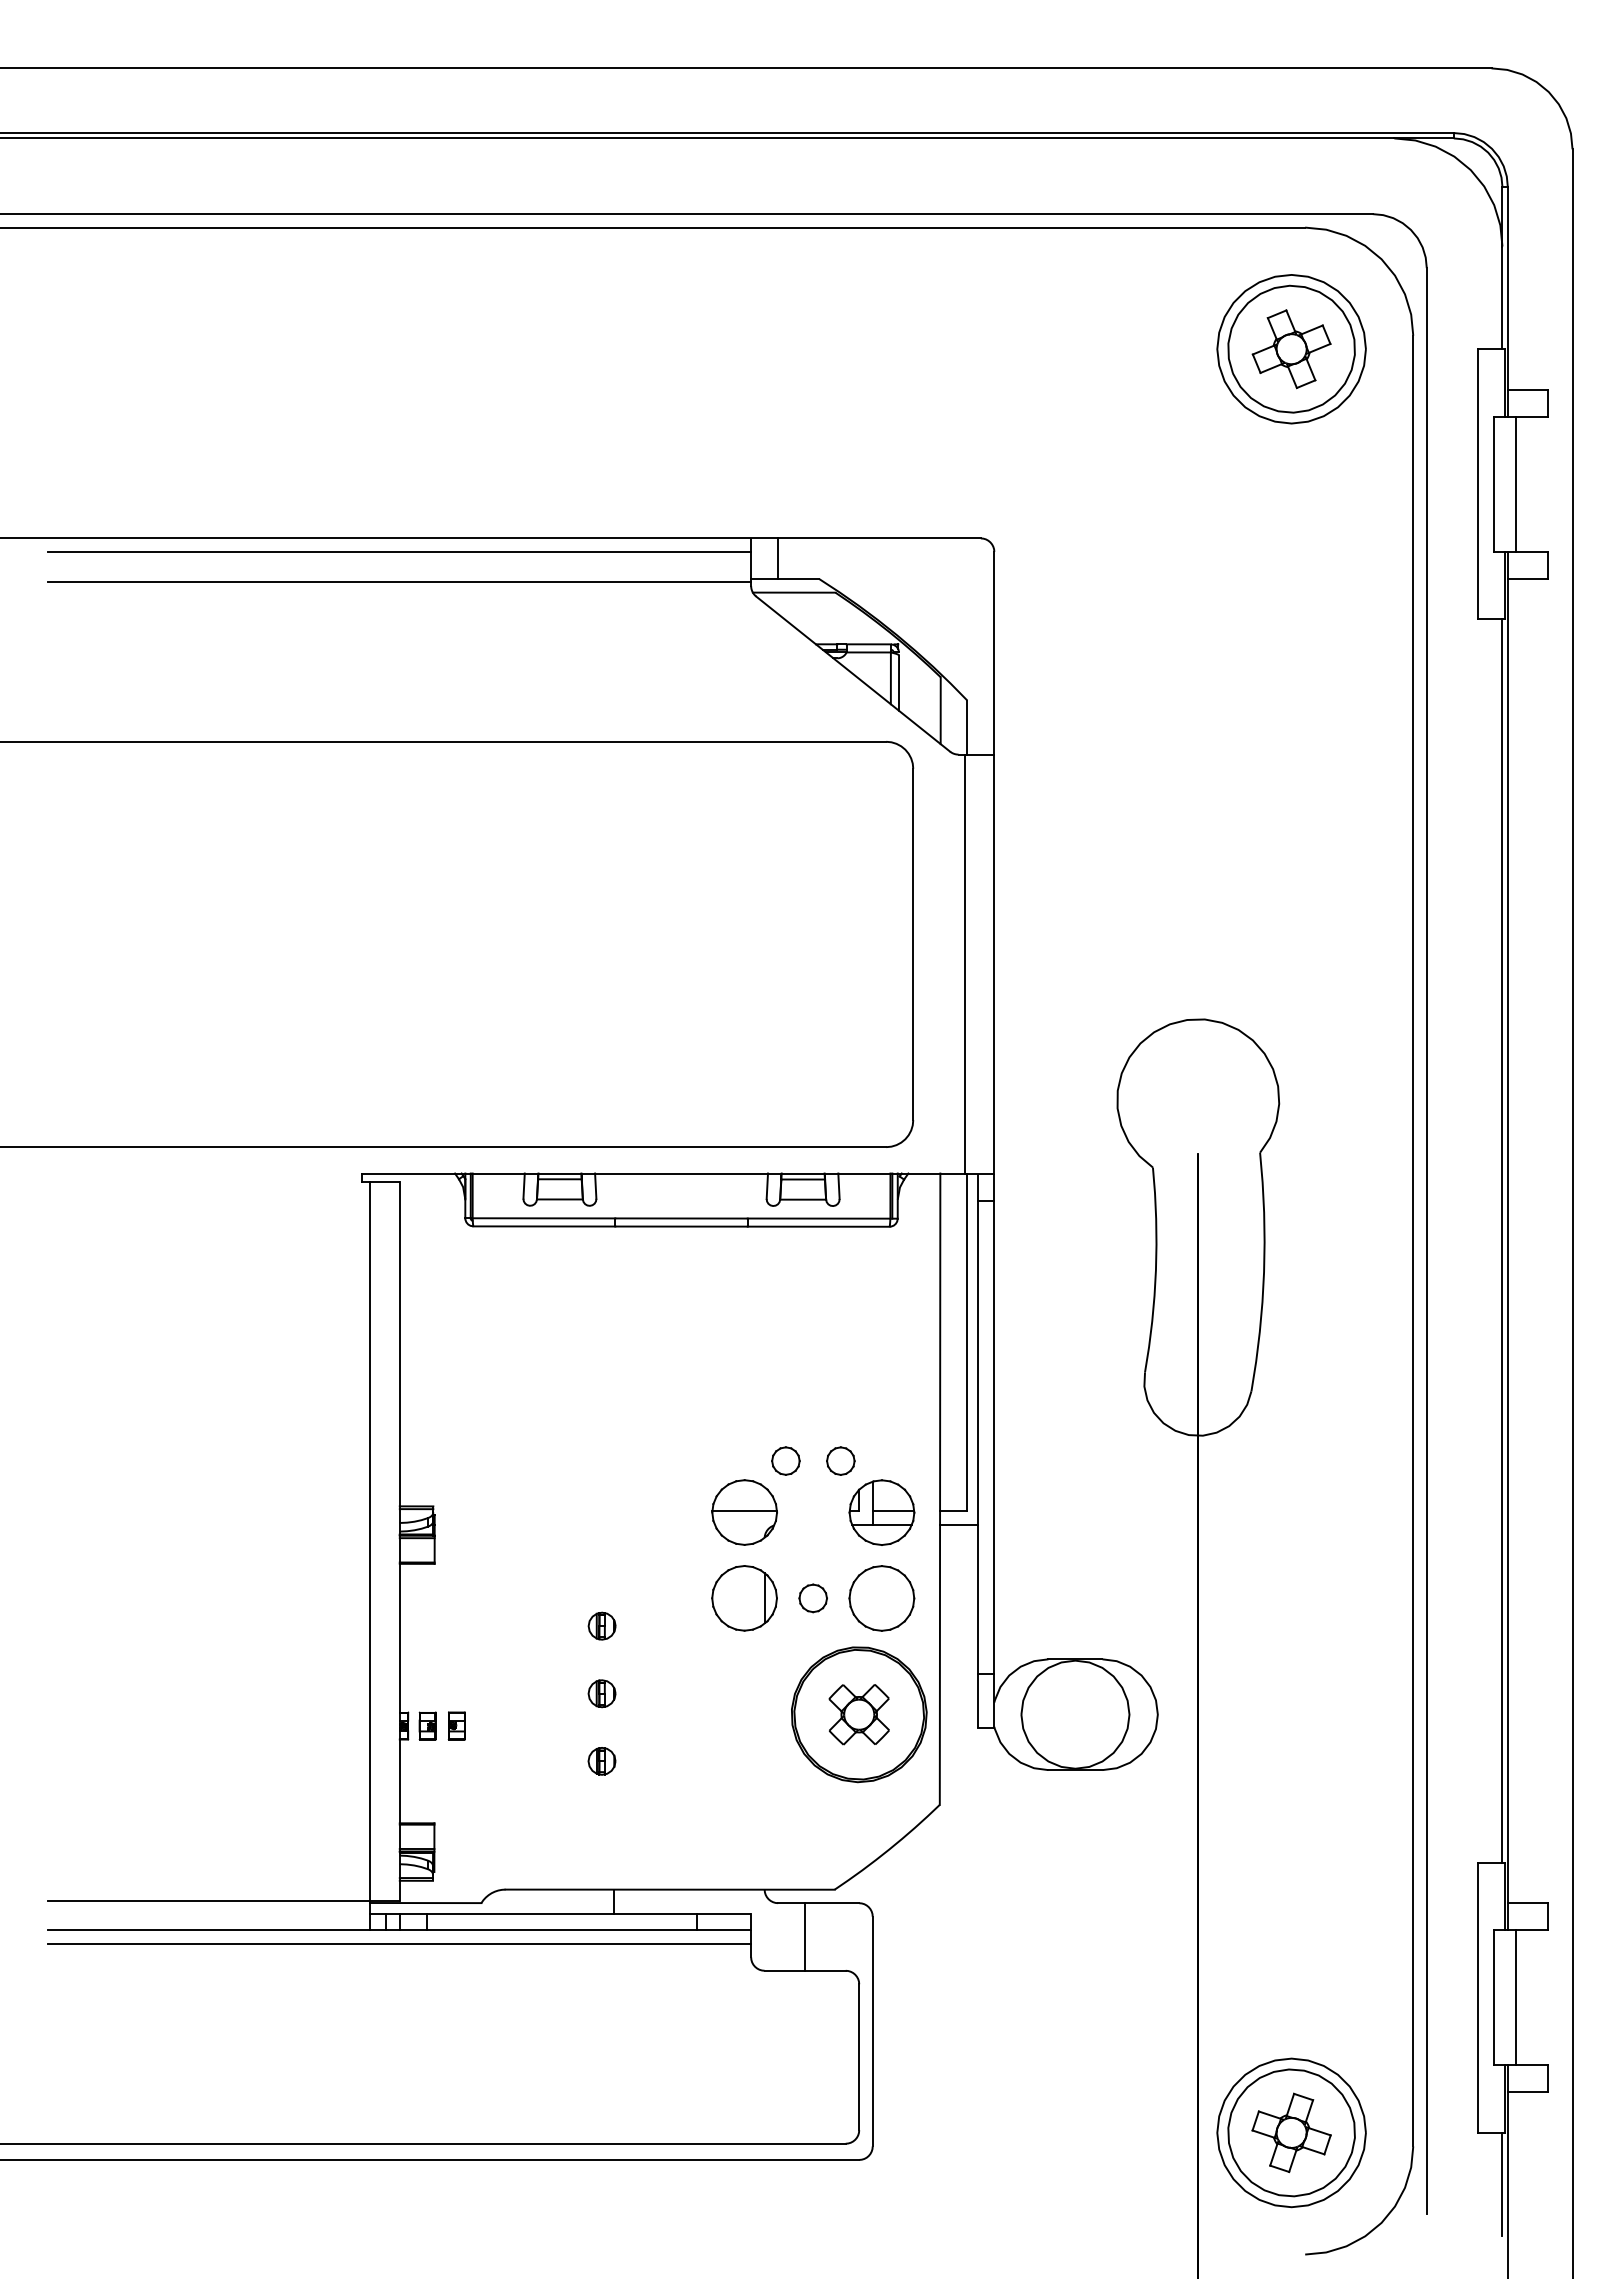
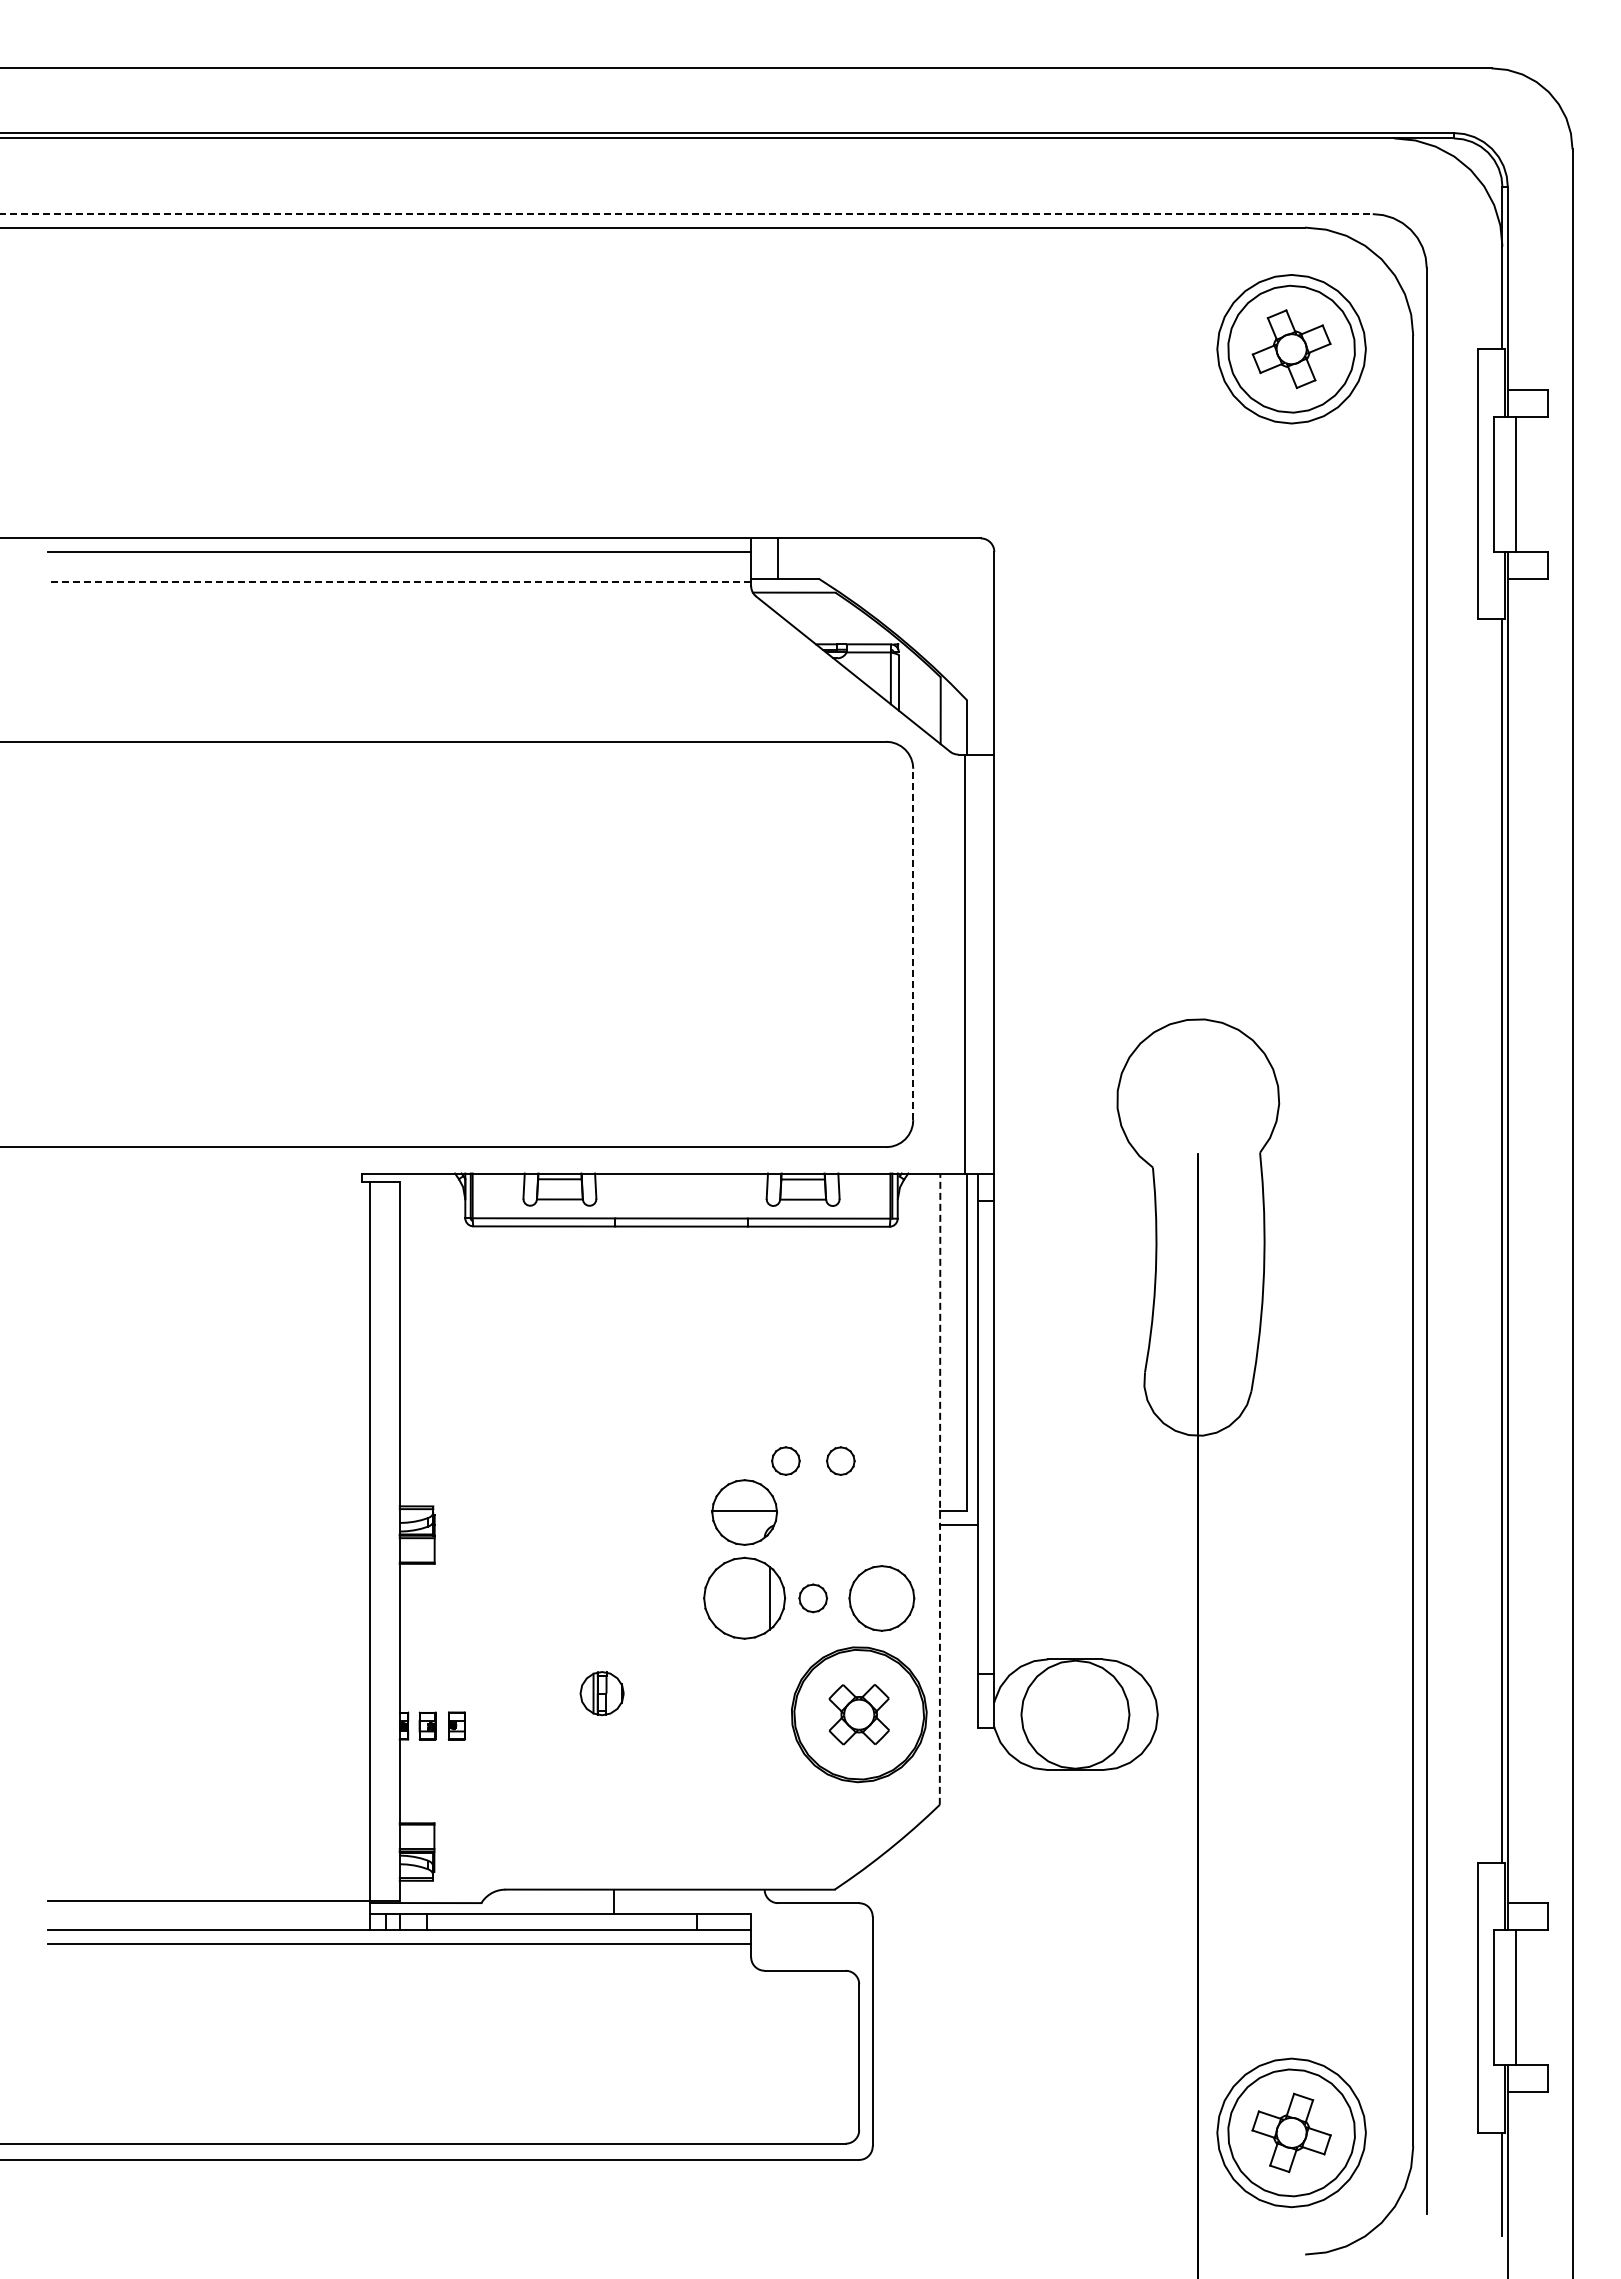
line: solid -> dashed (686, 214)
line: solid -> dashed (399, 581)
line: solid -> dashed (913, 944)
line: solid -> dashed (940, 1489)
part: present -> none (881, 1512)
part size: 67x67 px -> 84x84 px (744, 1597)
part: present -> none (601, 1625)
part size: 30x30 px -> 46x46 px (601, 1693)
part: present -> none (601, 1761)
line: present -> none (805, 1936)
